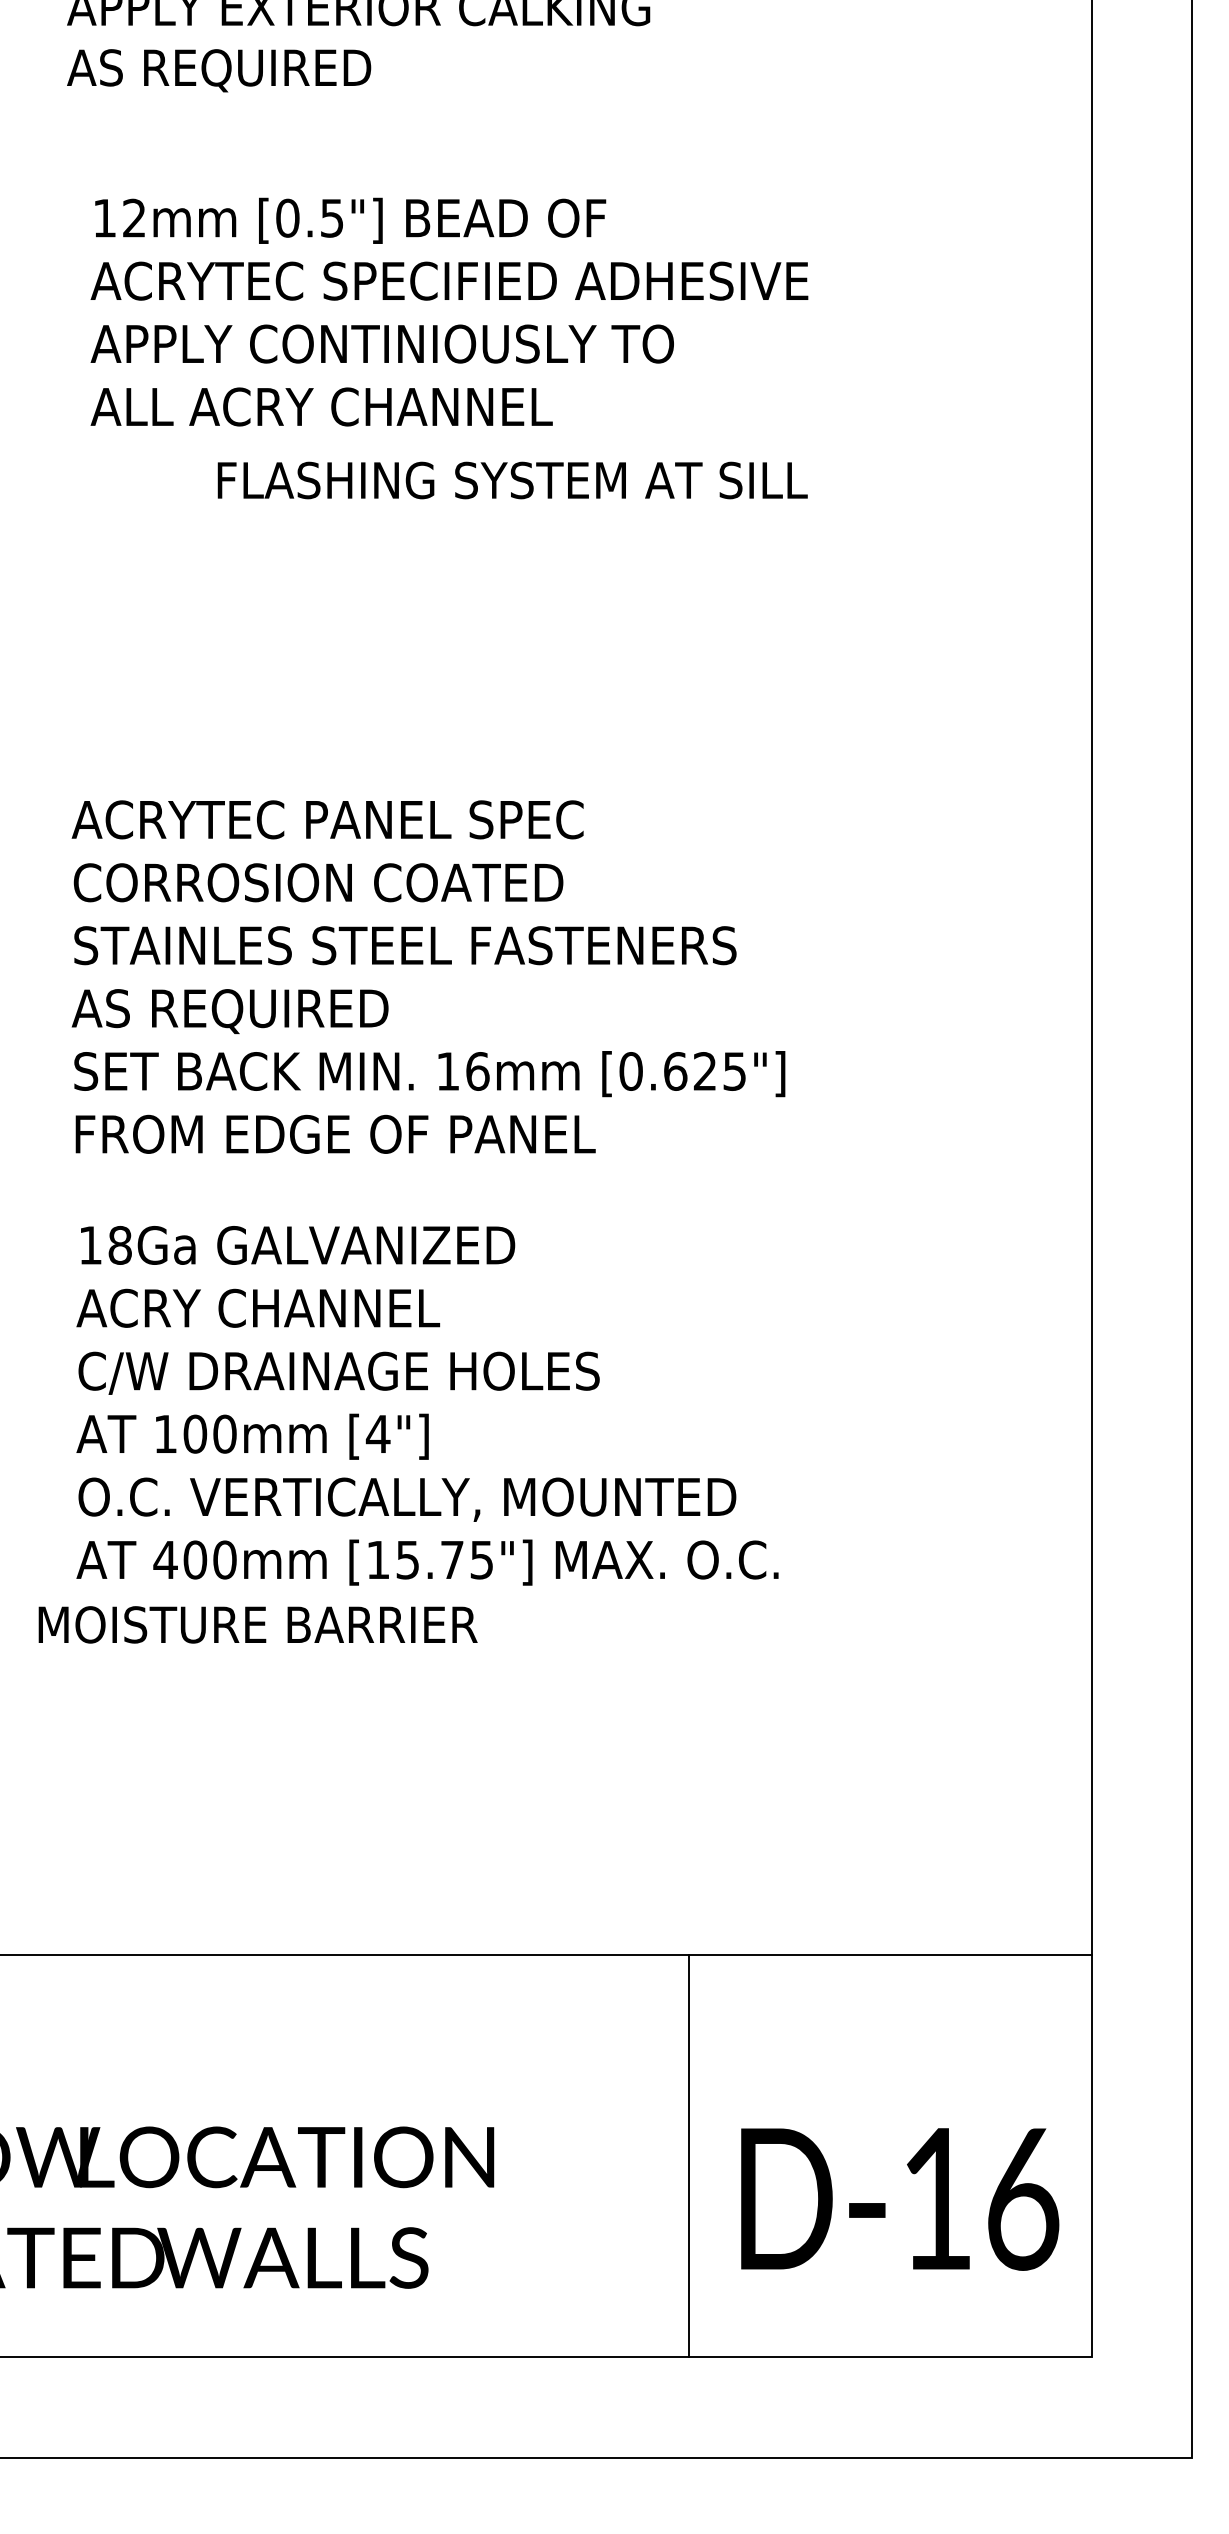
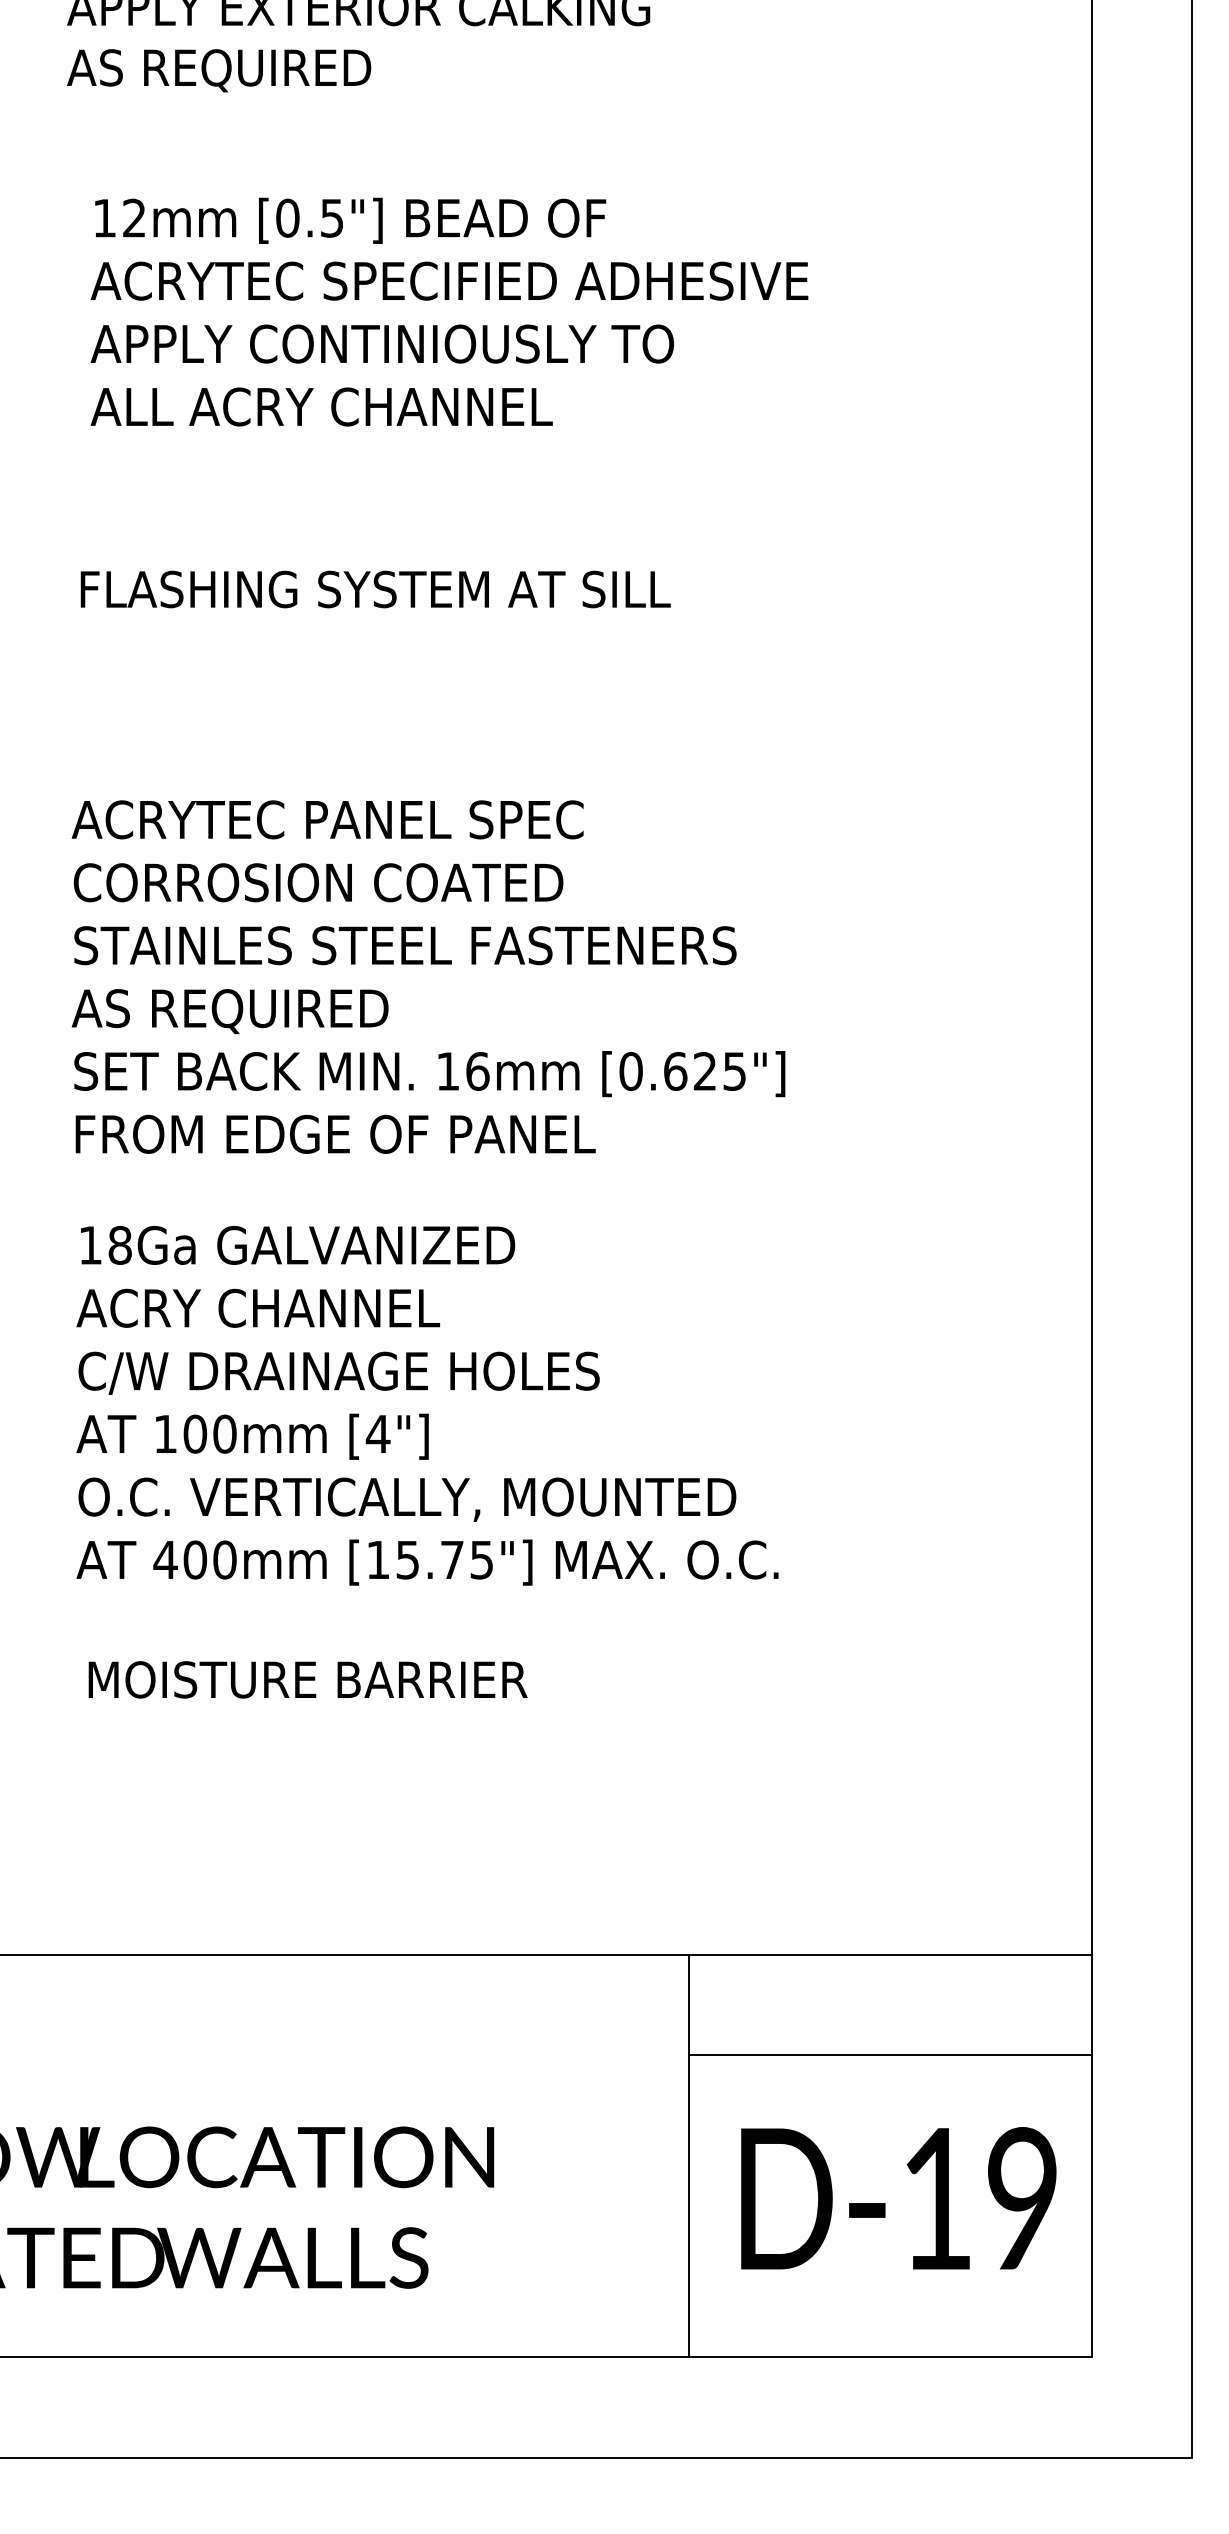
text position: (512, 480) -> (375, 589) (375, 589)
text position: (257, 1624) -> (307, 1679) (307, 1679)
line: none -> present (889, 2055)
text: D-16 -> D-19 (1023, 2198)
